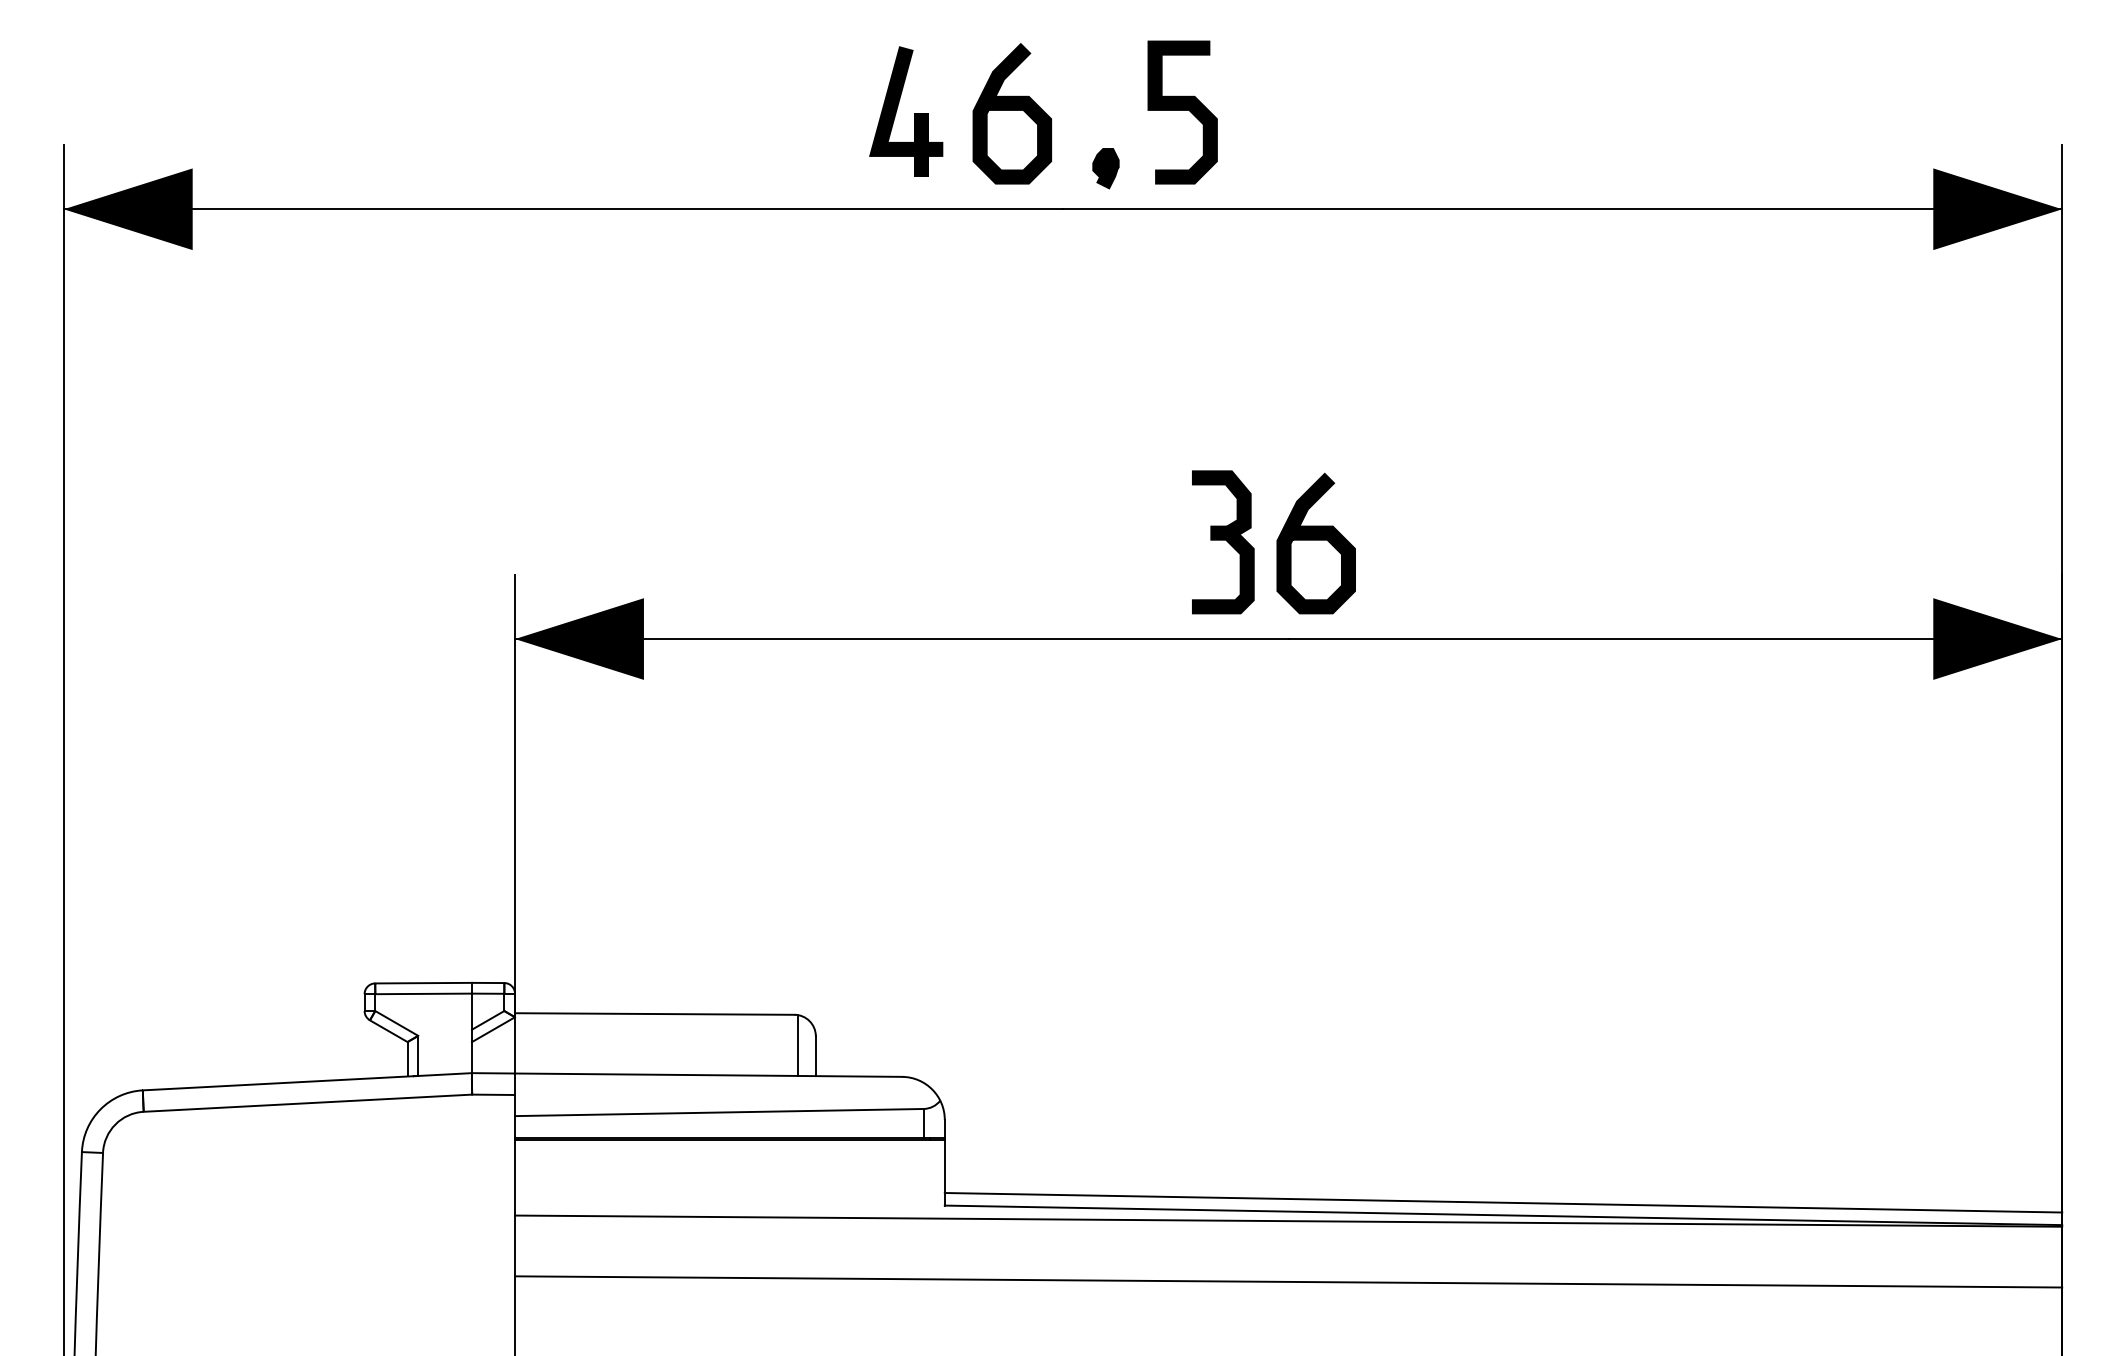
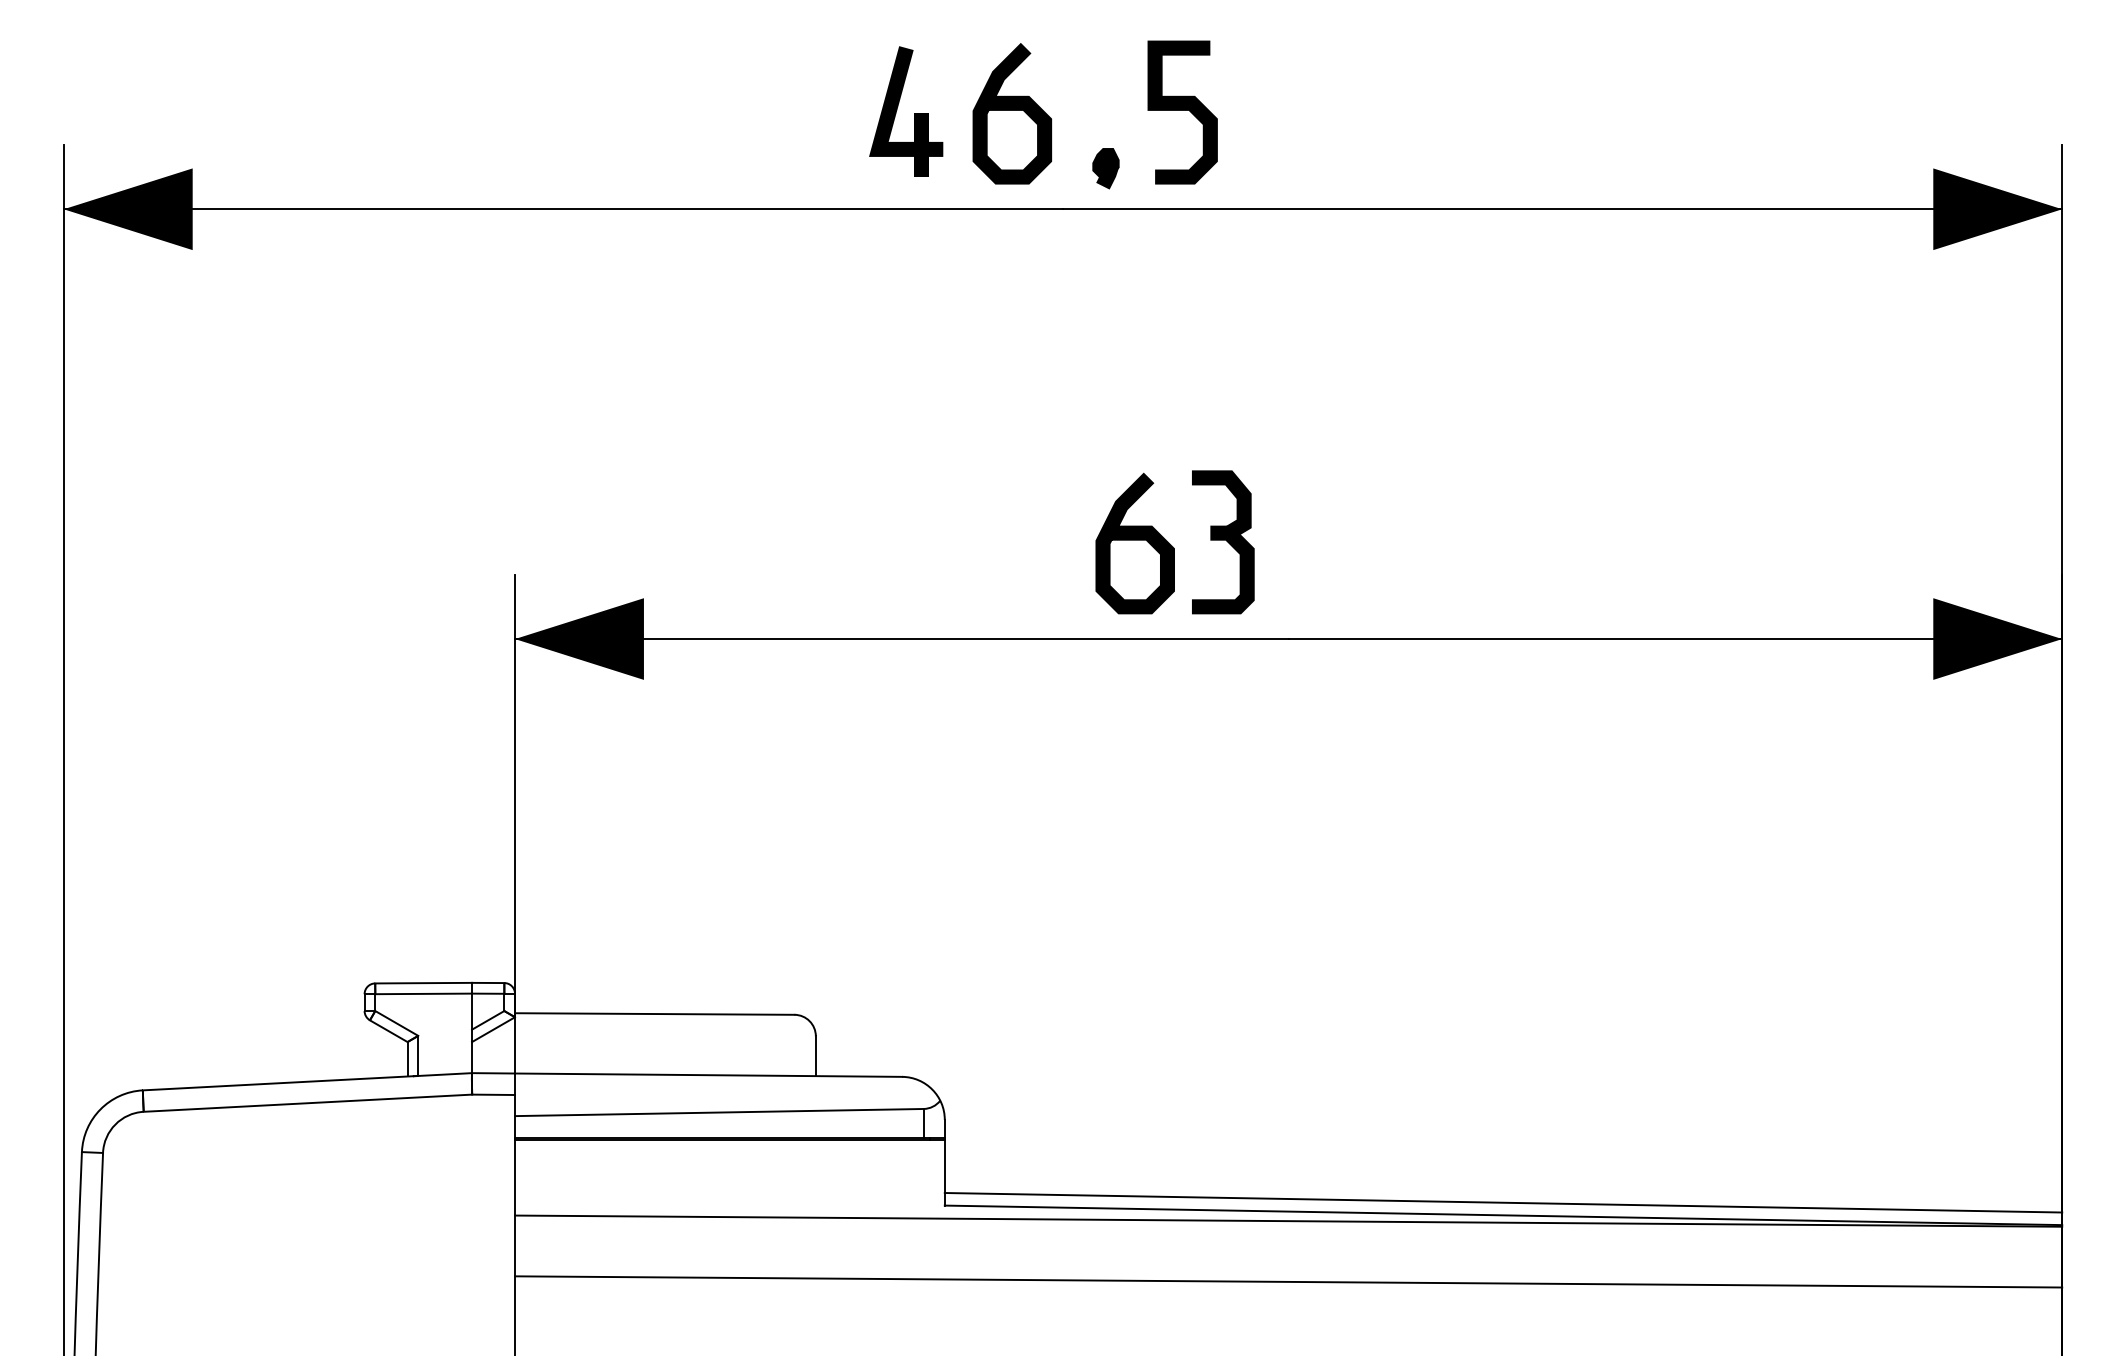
curve position: (1315, 540) -> (1134, 540) (1134, 540)
line: present -> none (797, 1045)
